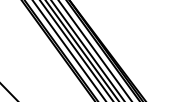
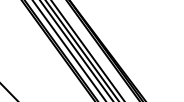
line: present -> none (94, 50)
